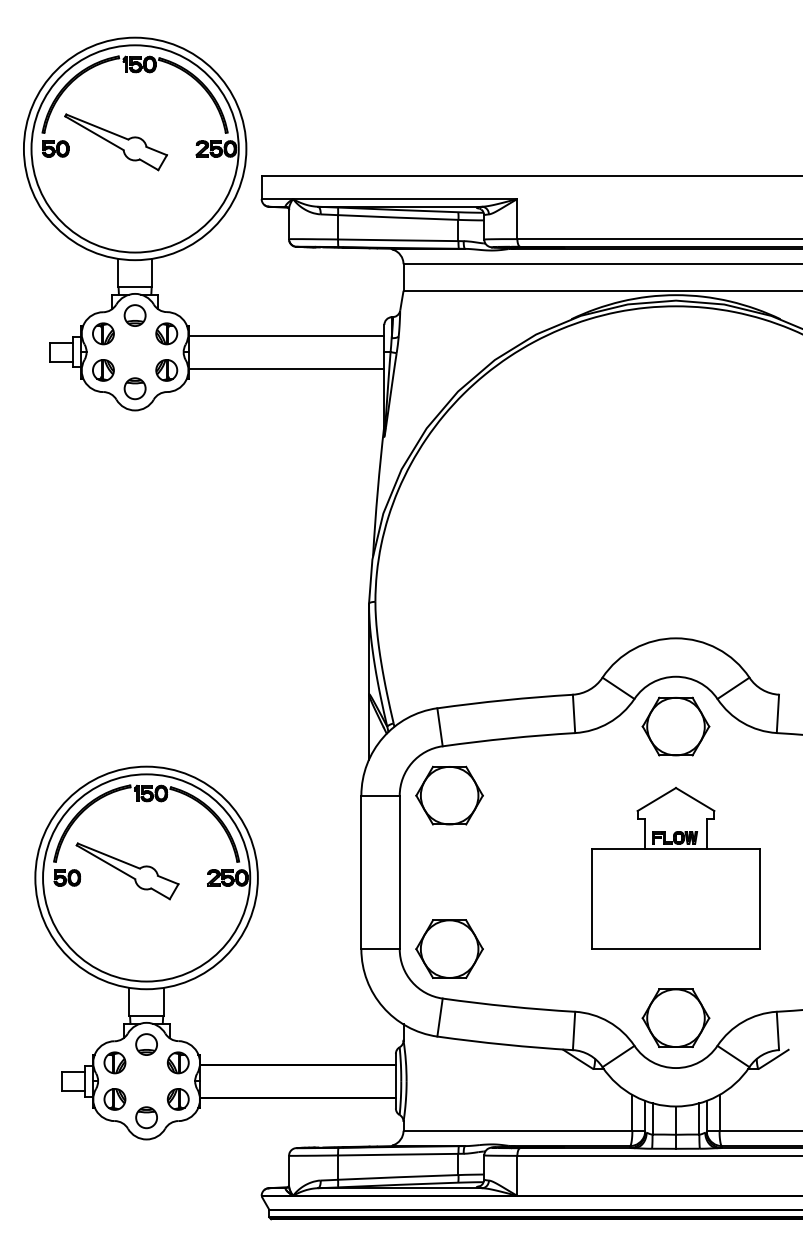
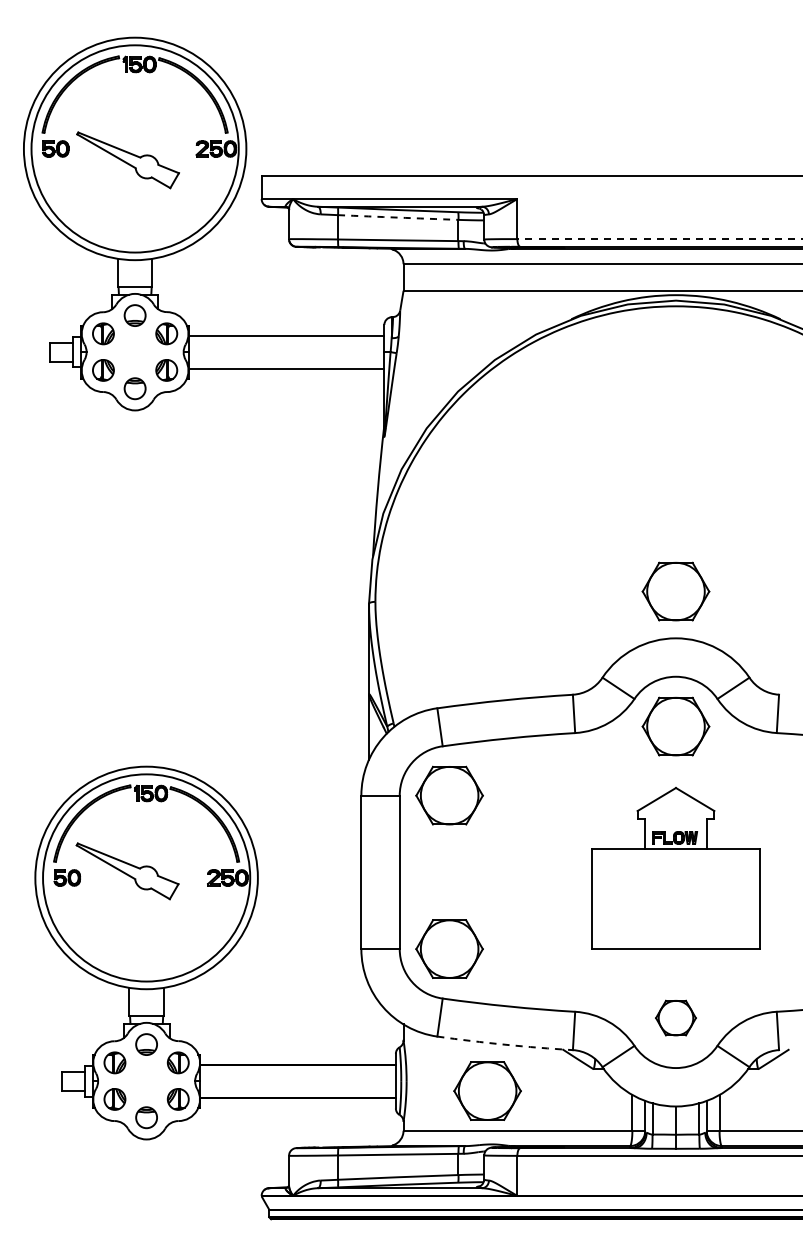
part position: (115, 142) -> (127, 160) (127, 160)
arc: solid -> dashed (398, 217)
line: solid -> dashed (660, 239)
part: none -> present (675, 591)
part size: 70x60 px -> 42x38 px (675, 1017)
arc: solid -> dashed (505, 1044)
part: none -> present (487, 1090)
